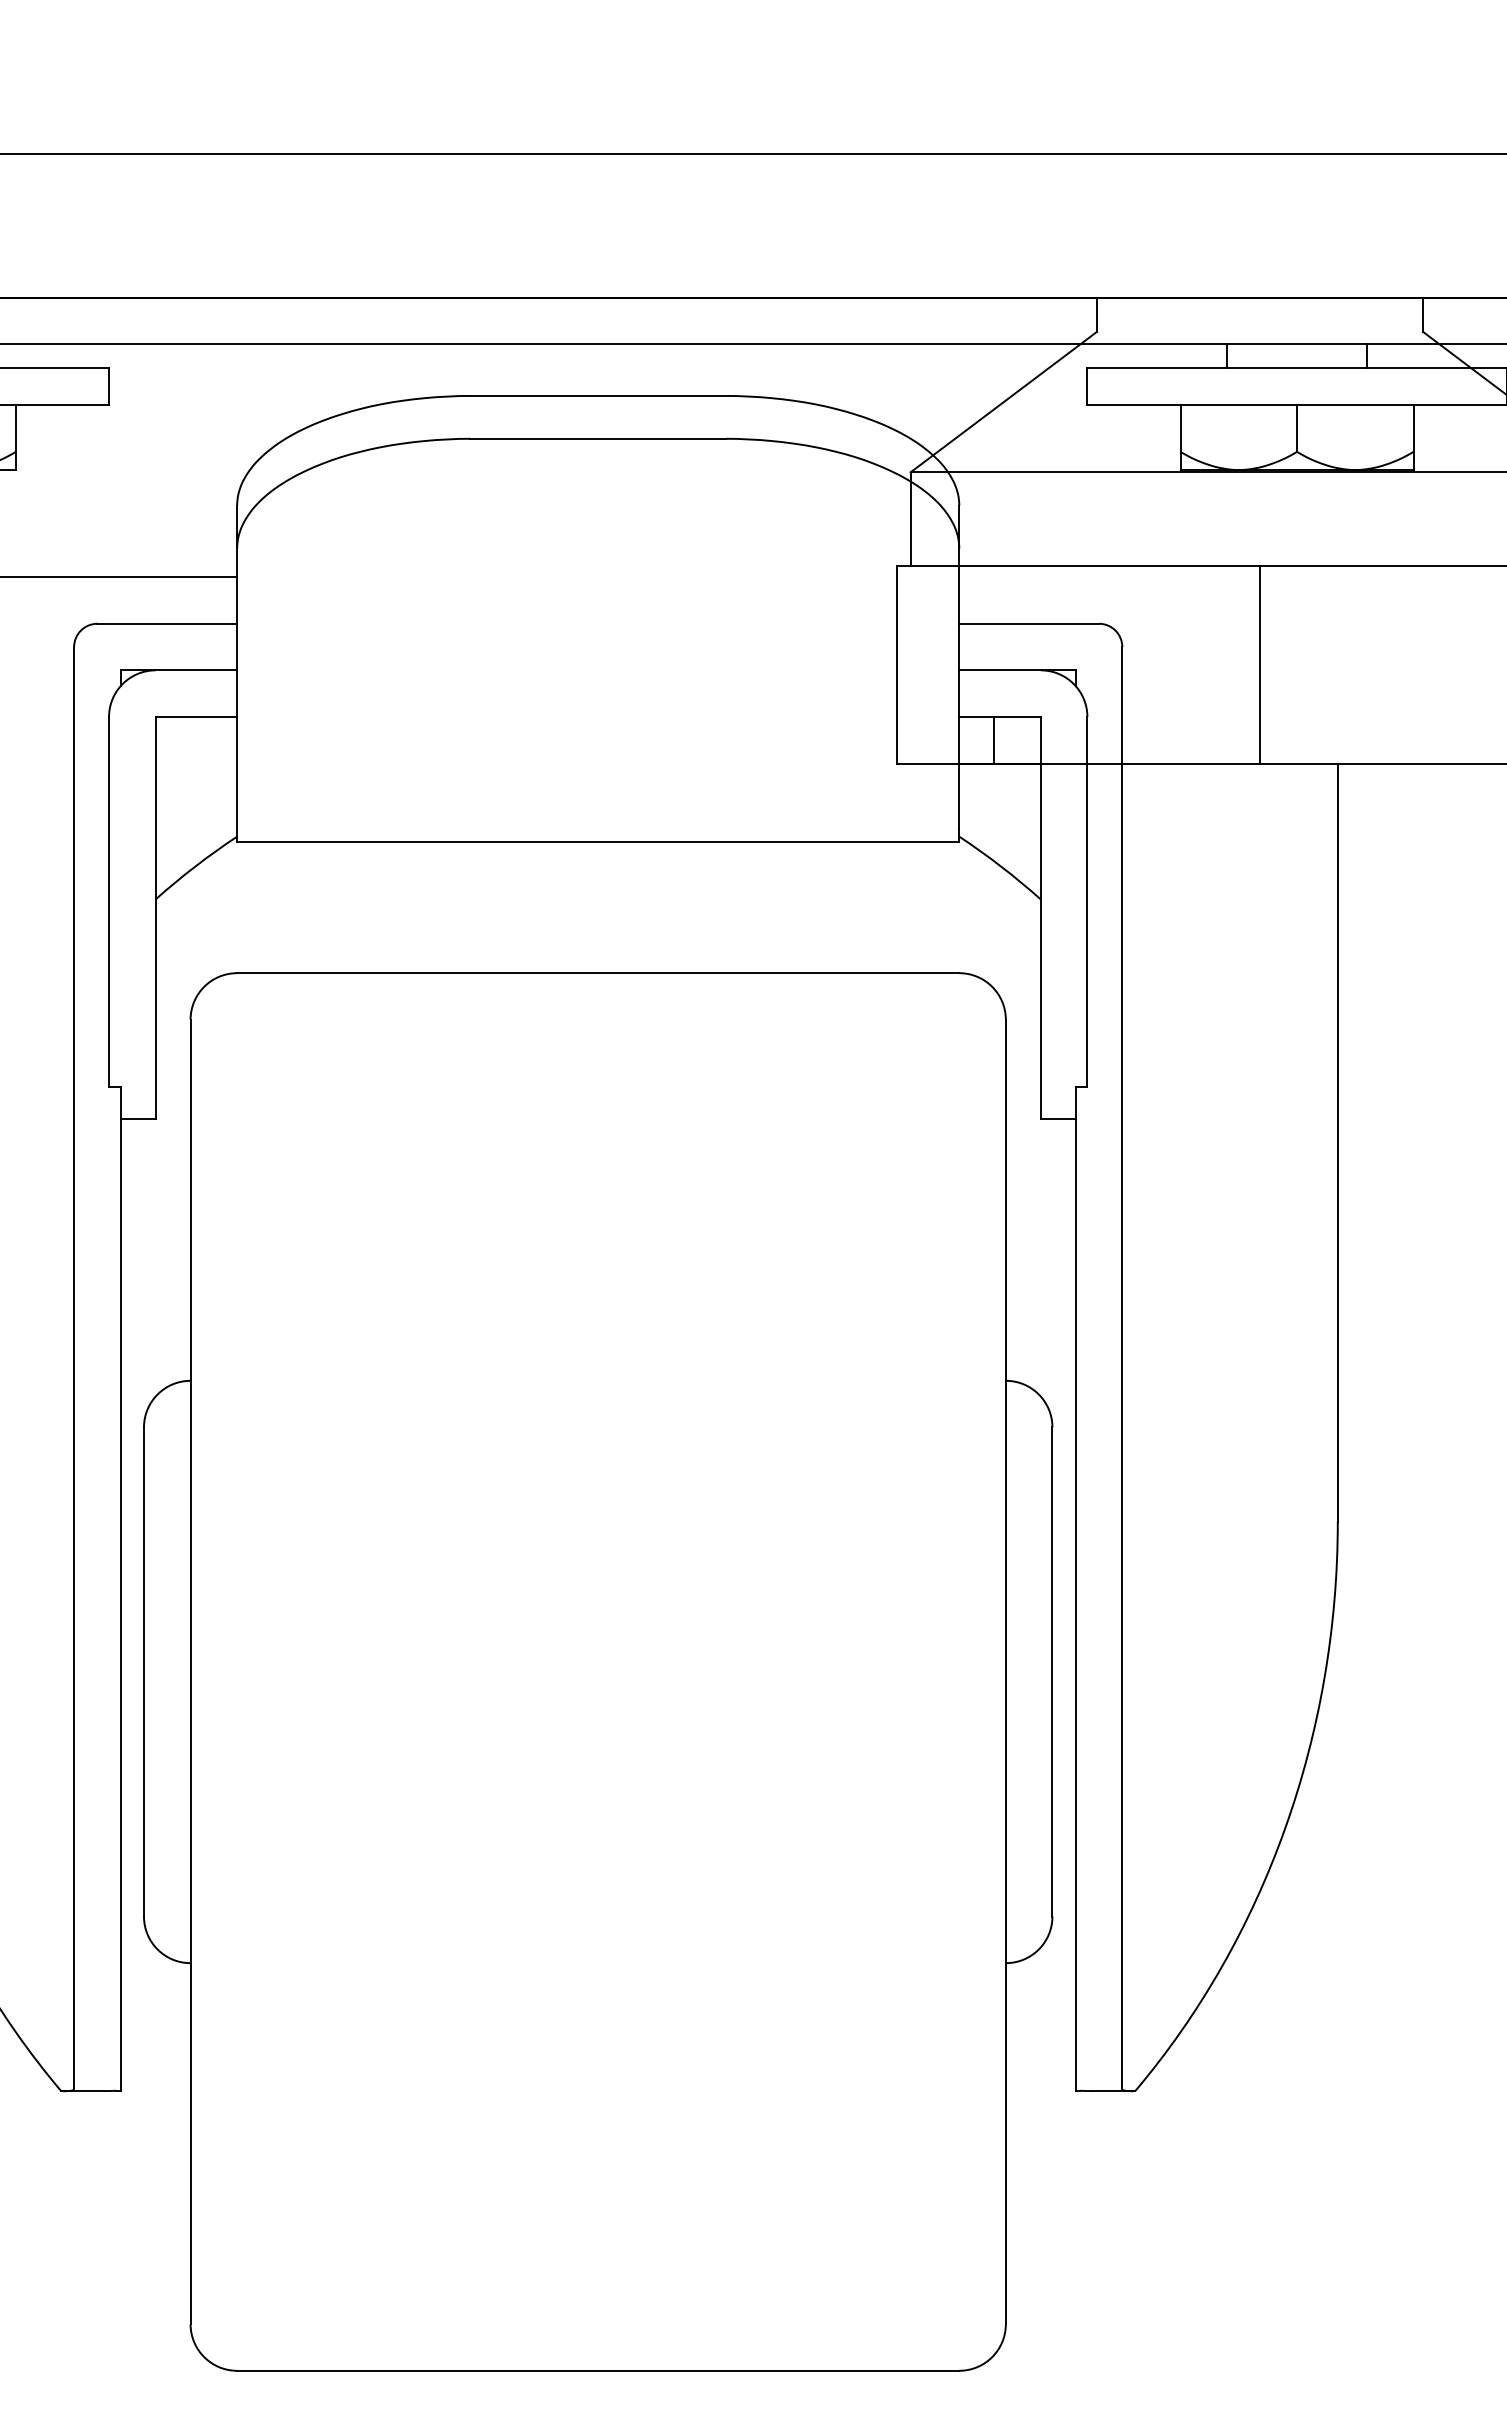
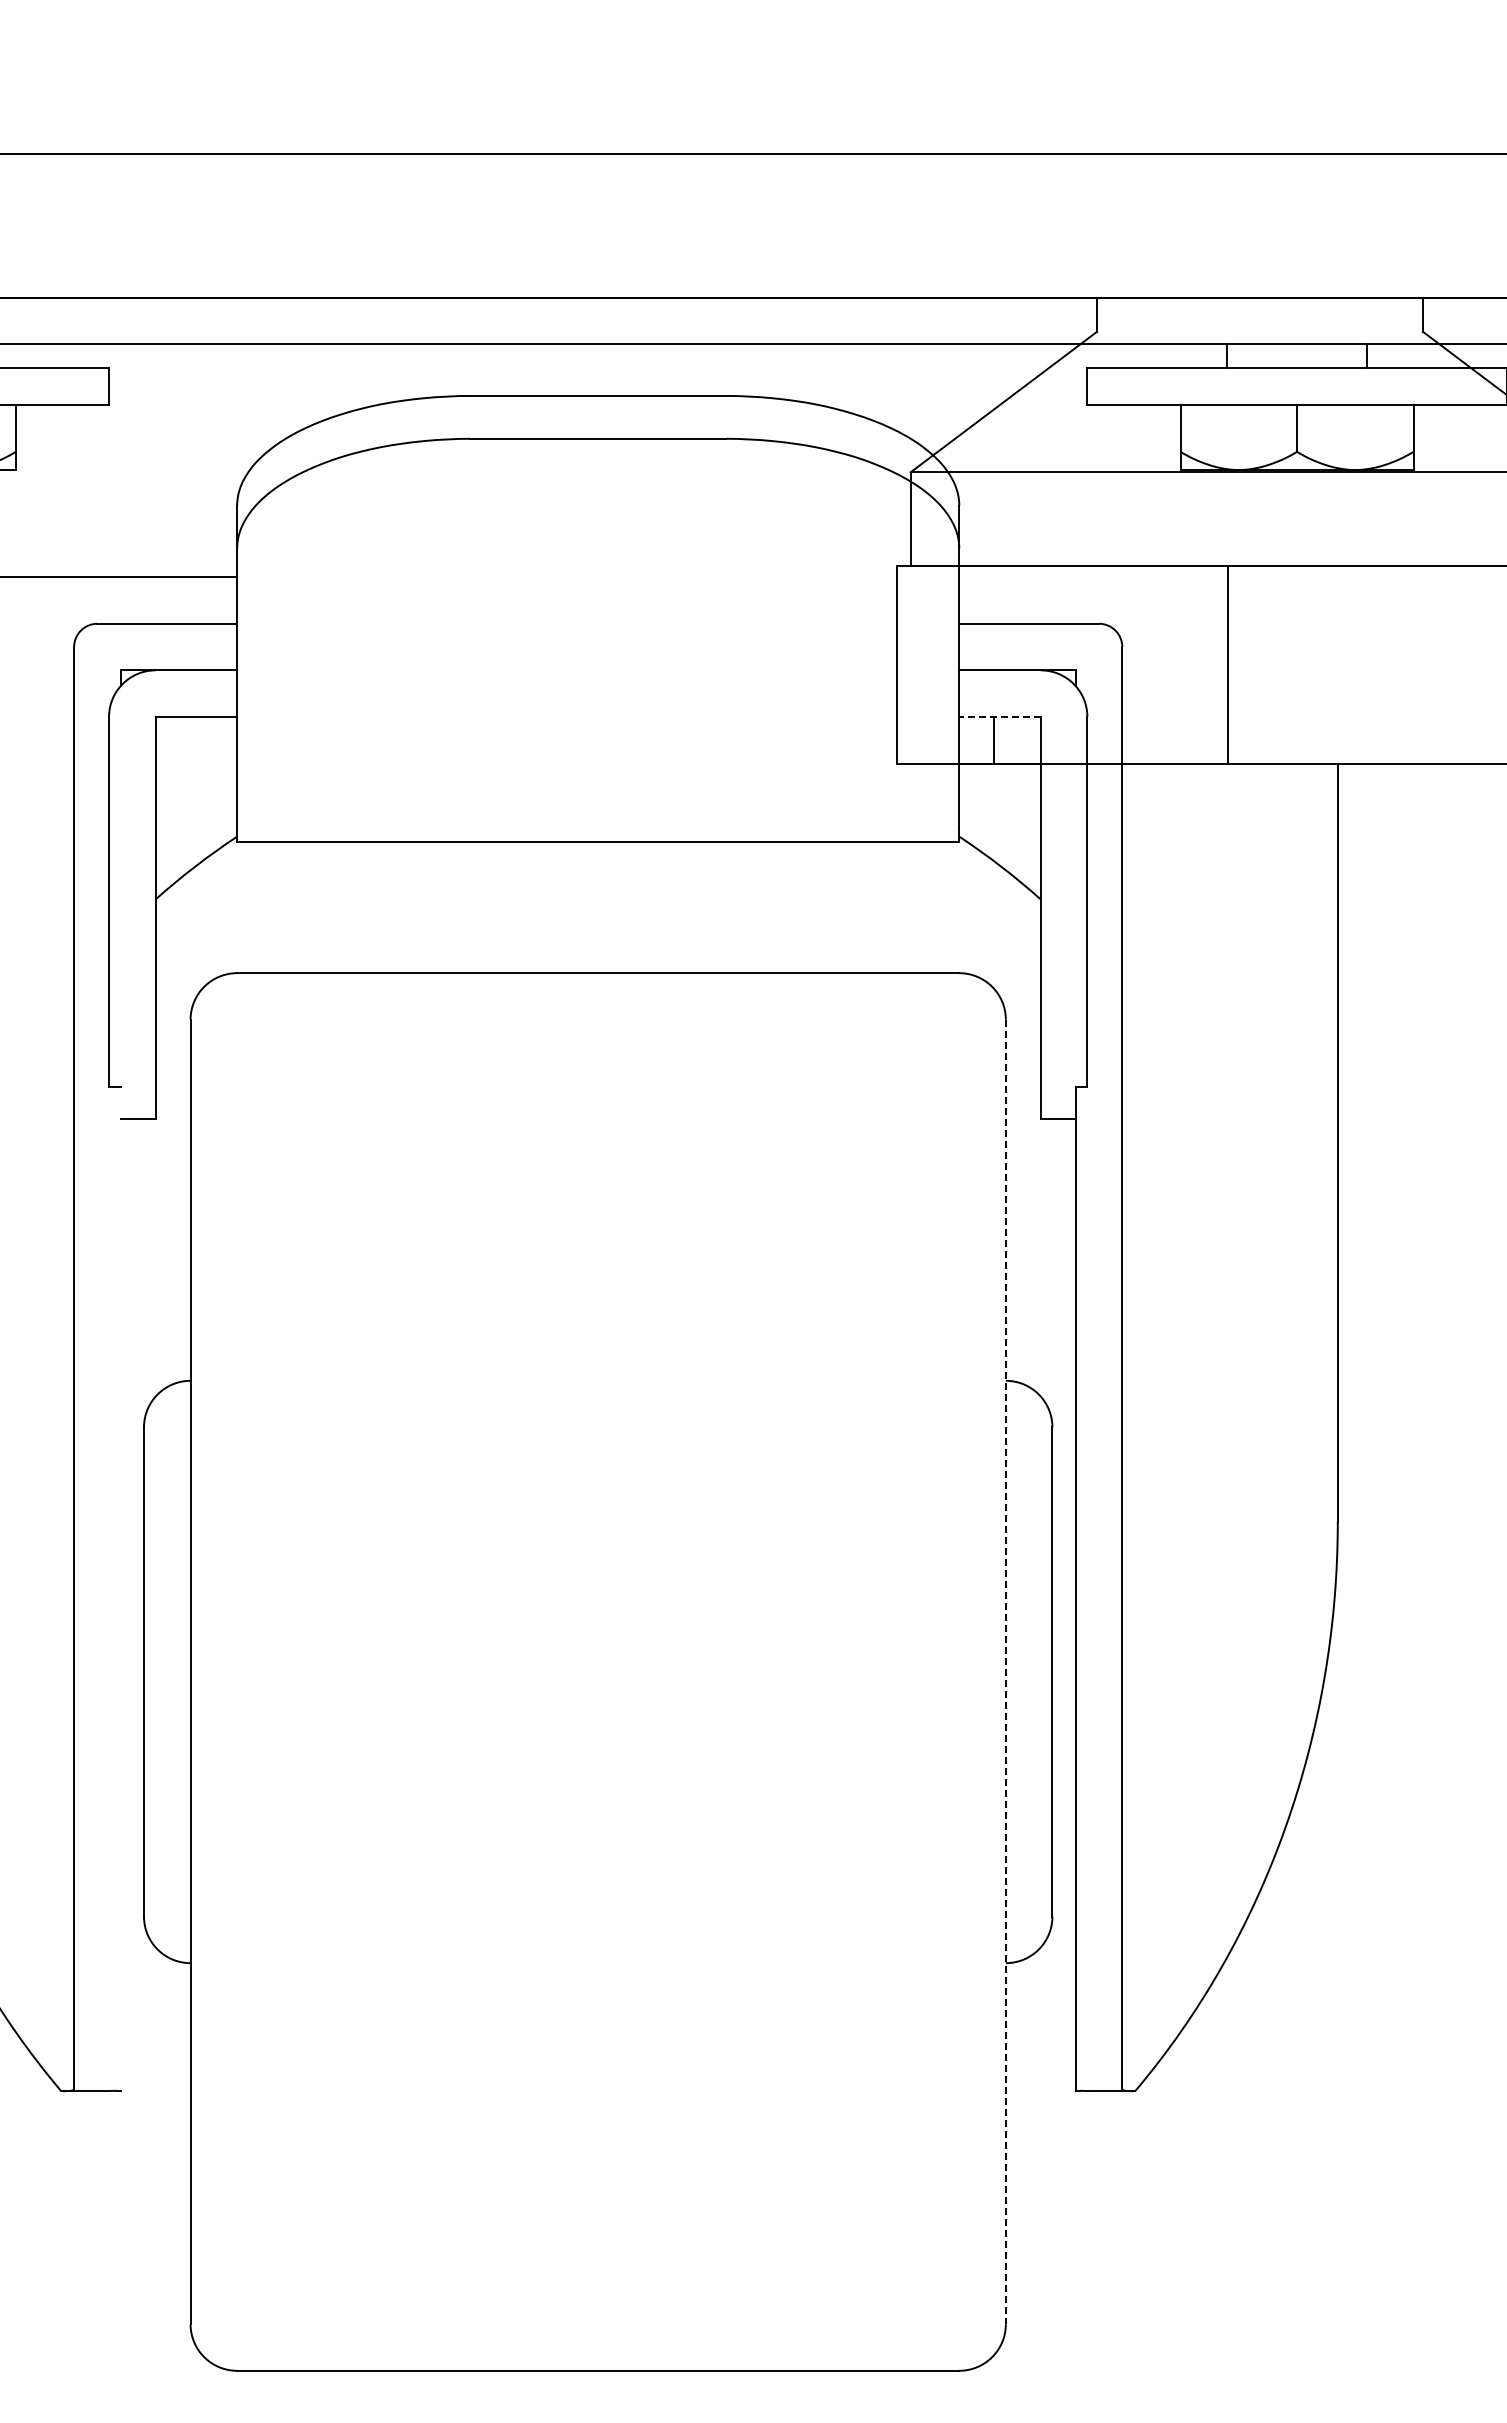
line position: (1260, 664) -> (1228, 664) (1228, 664)
line: solid -> dashed (1000, 716)
line: present -> none (120, 1588)
line: solid -> dashed (1005, 1672)
